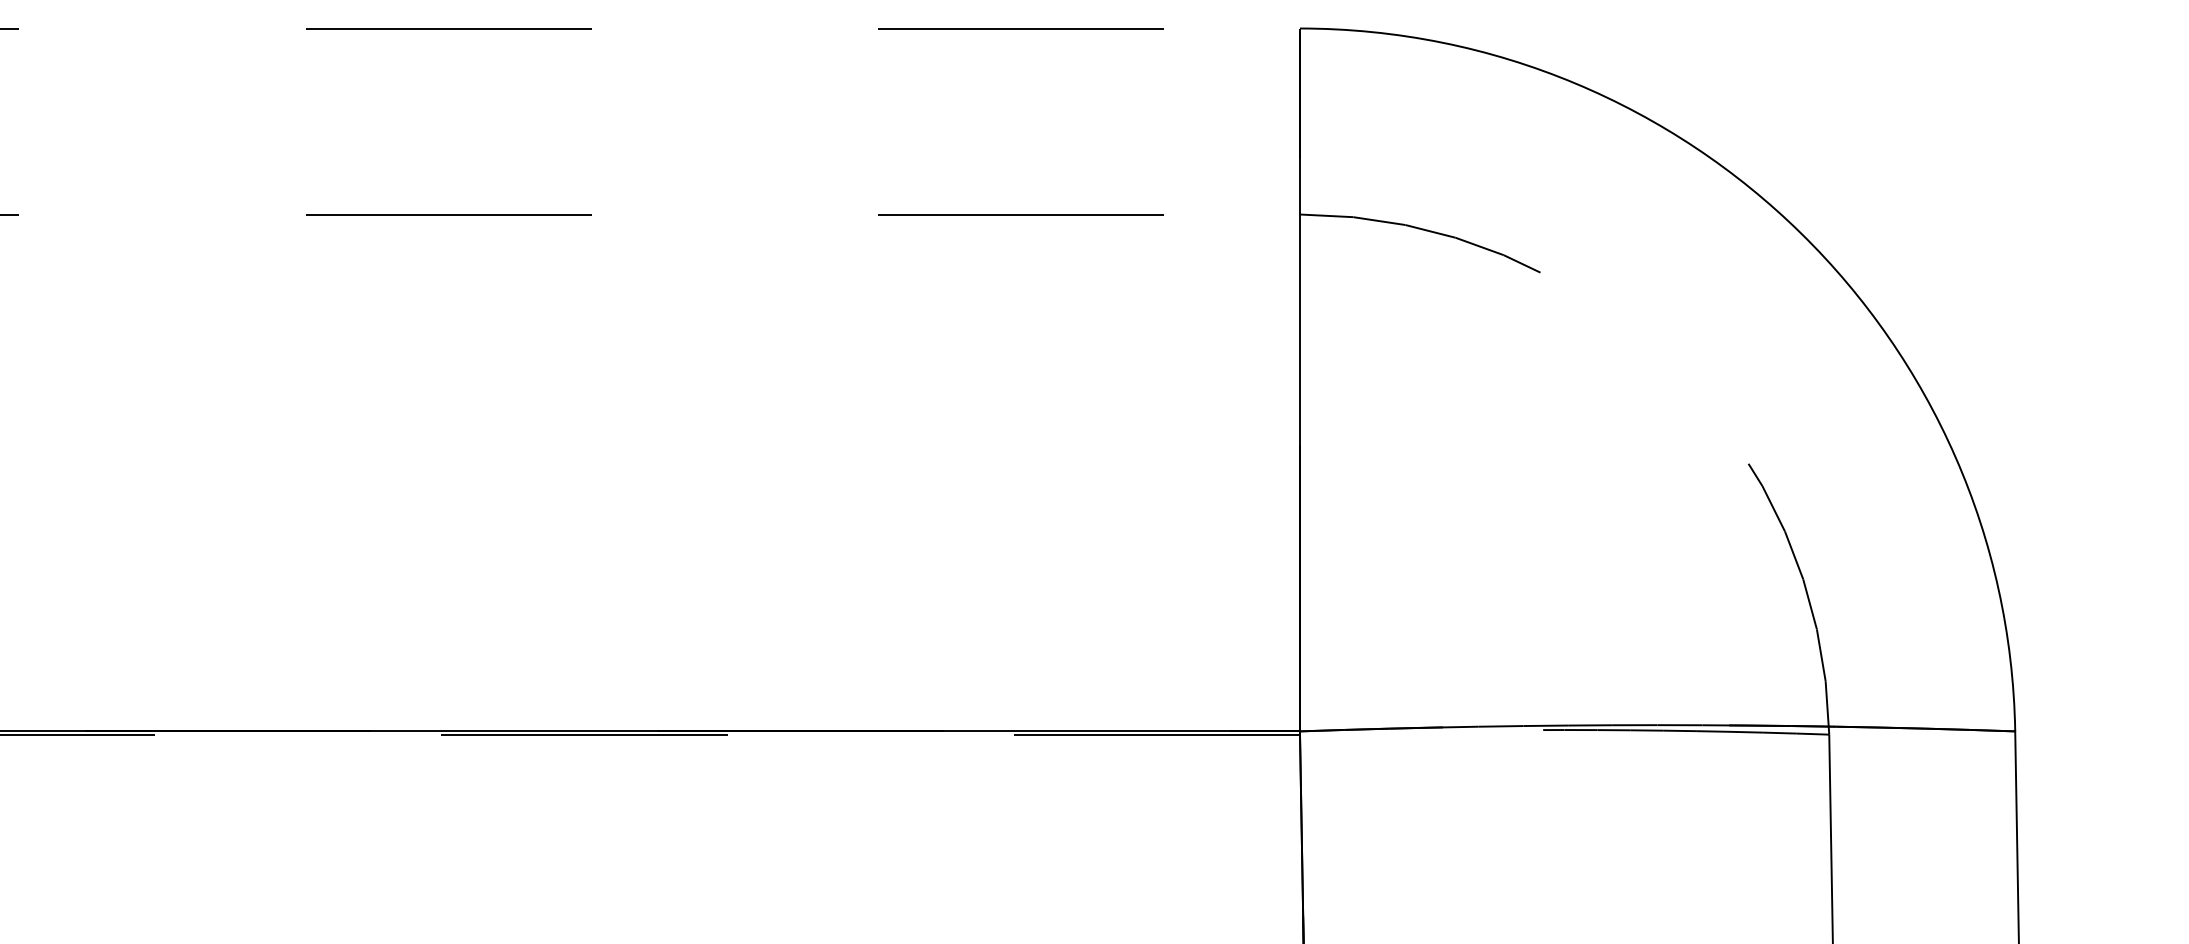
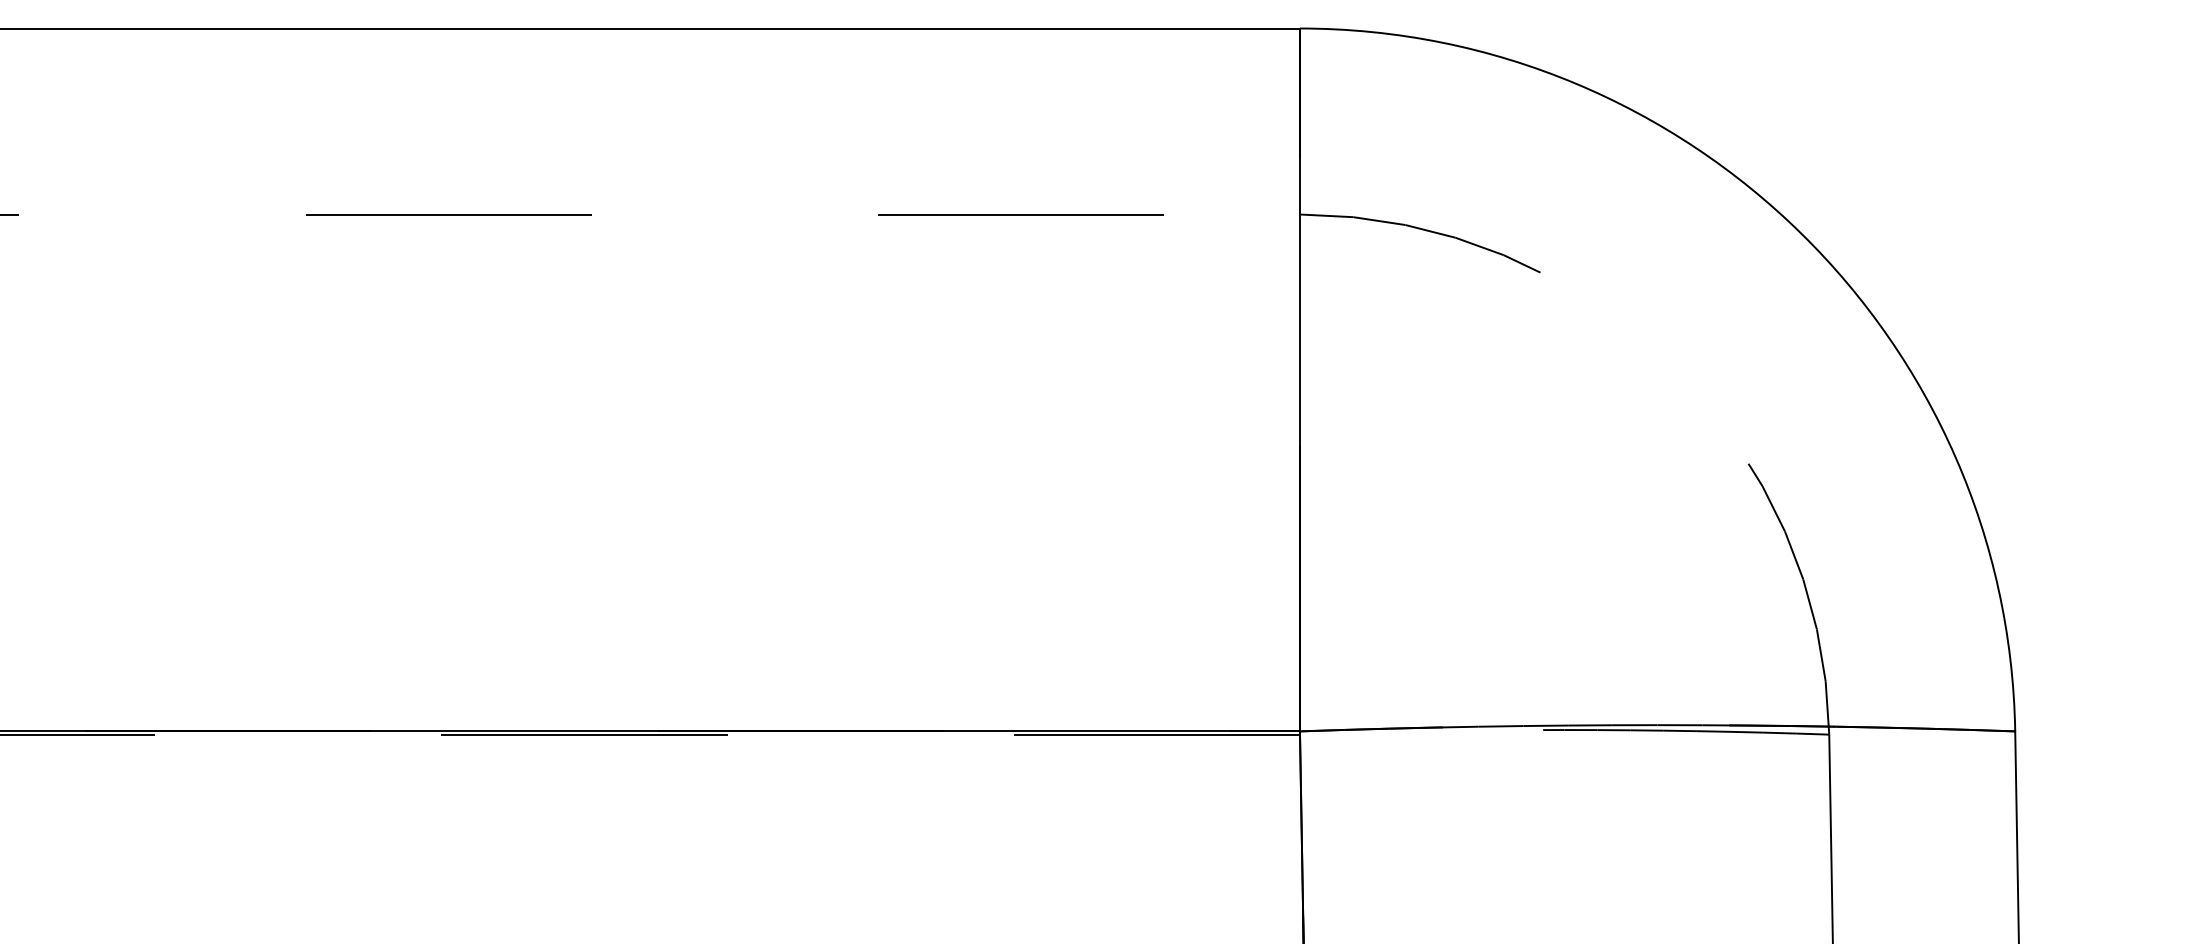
line: dashed -> solid (650, 28)
